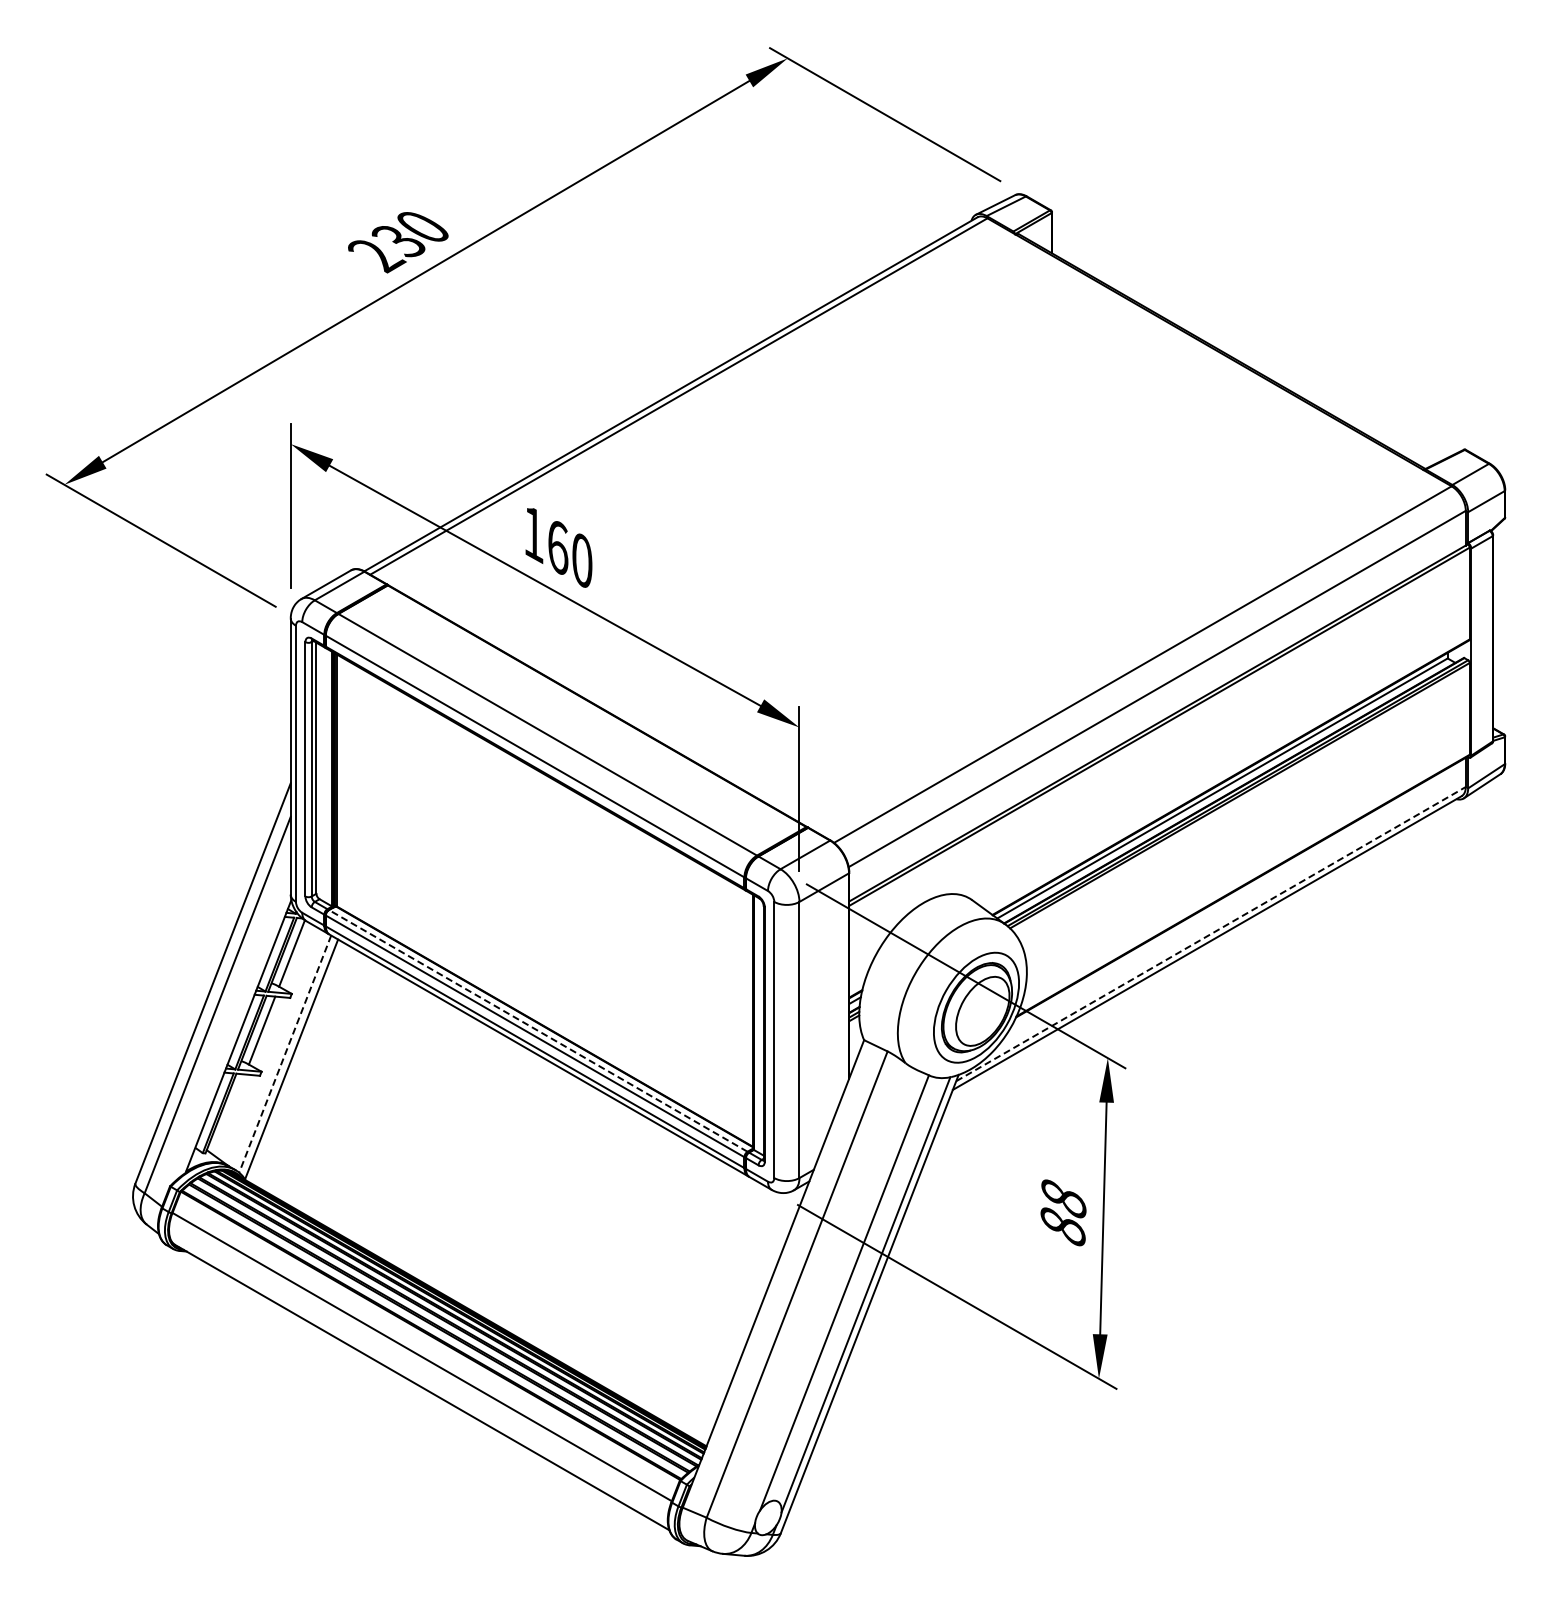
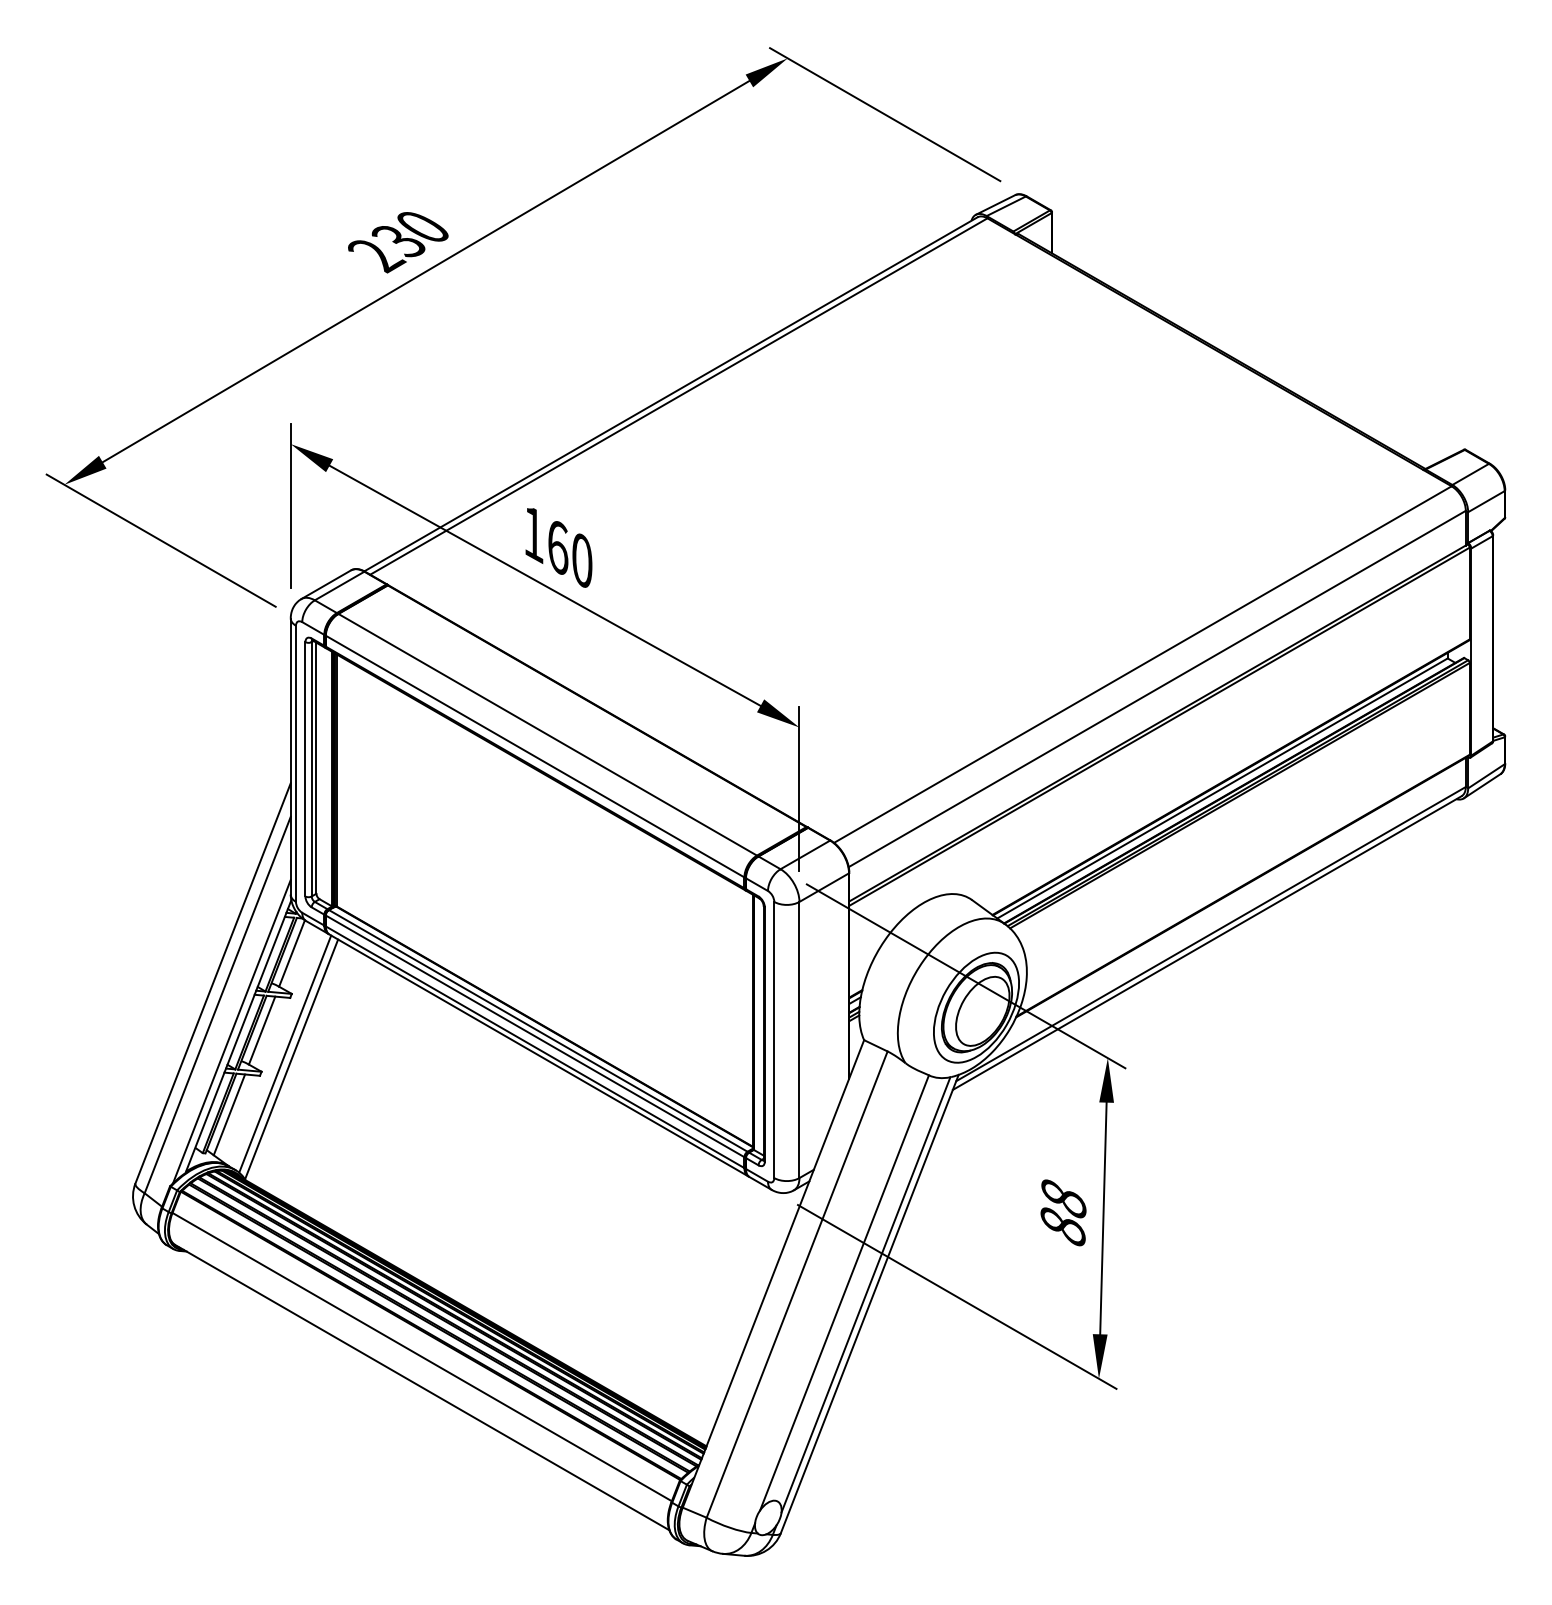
line: dashed -> solid (1211, 933)
line: dashed -> solid (538, 1030)
line: none -> present (231, 1031)
line: dashed -> solid (285, 1054)
line: none -> present (229, 1114)
